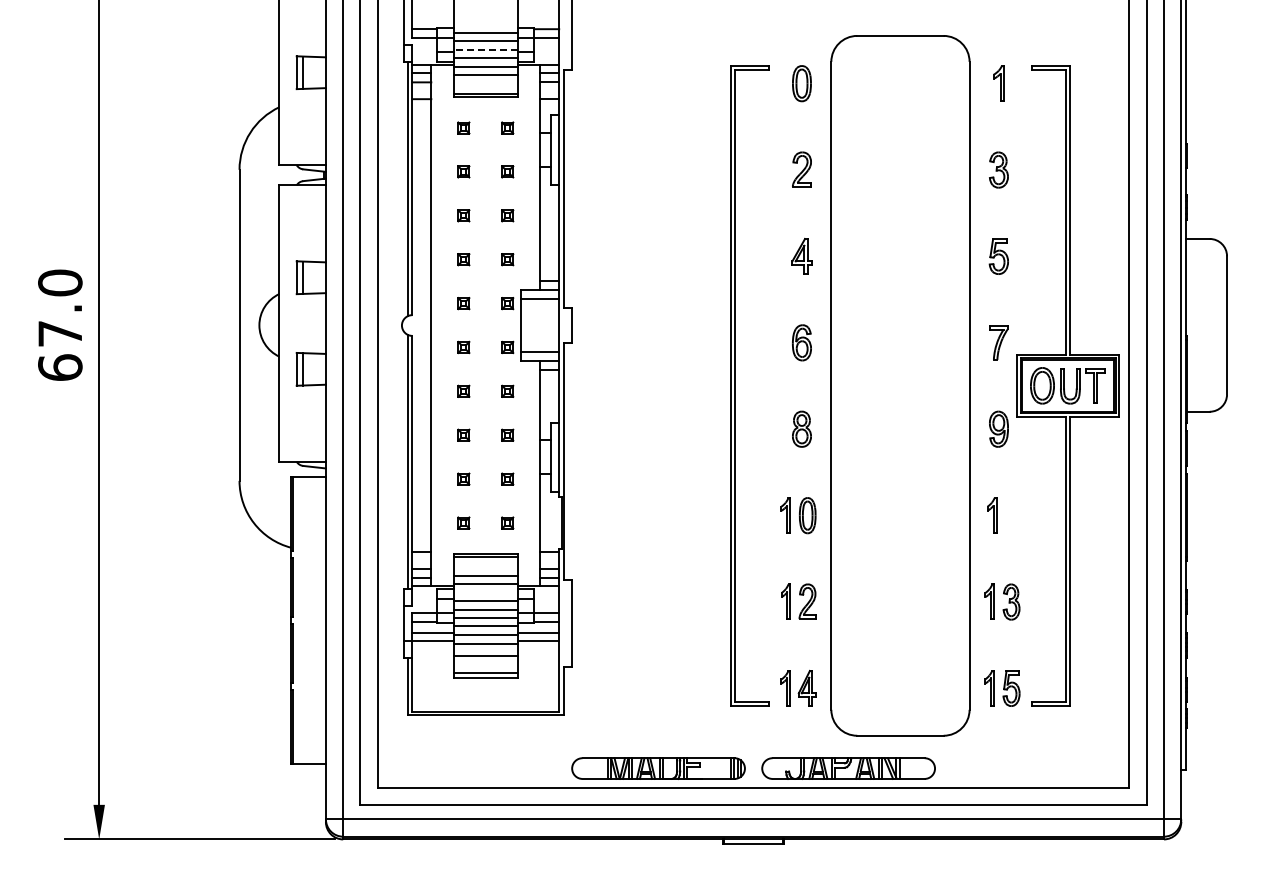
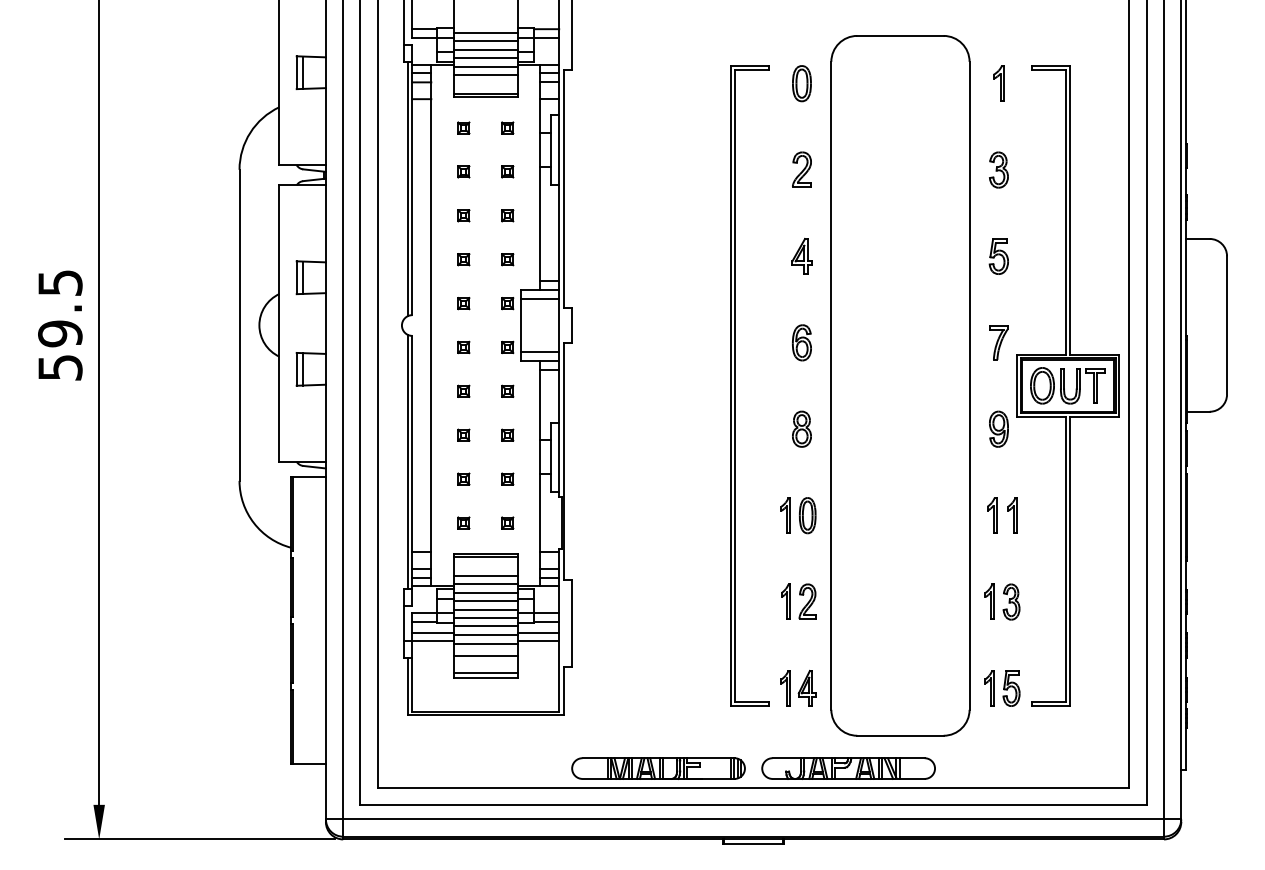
line: dashed -> solid (485, 49)
text: 67.0 -> 59.5 (60, 324)
part: none -> present (1012, 515)
line: none -> present (485, 592)
